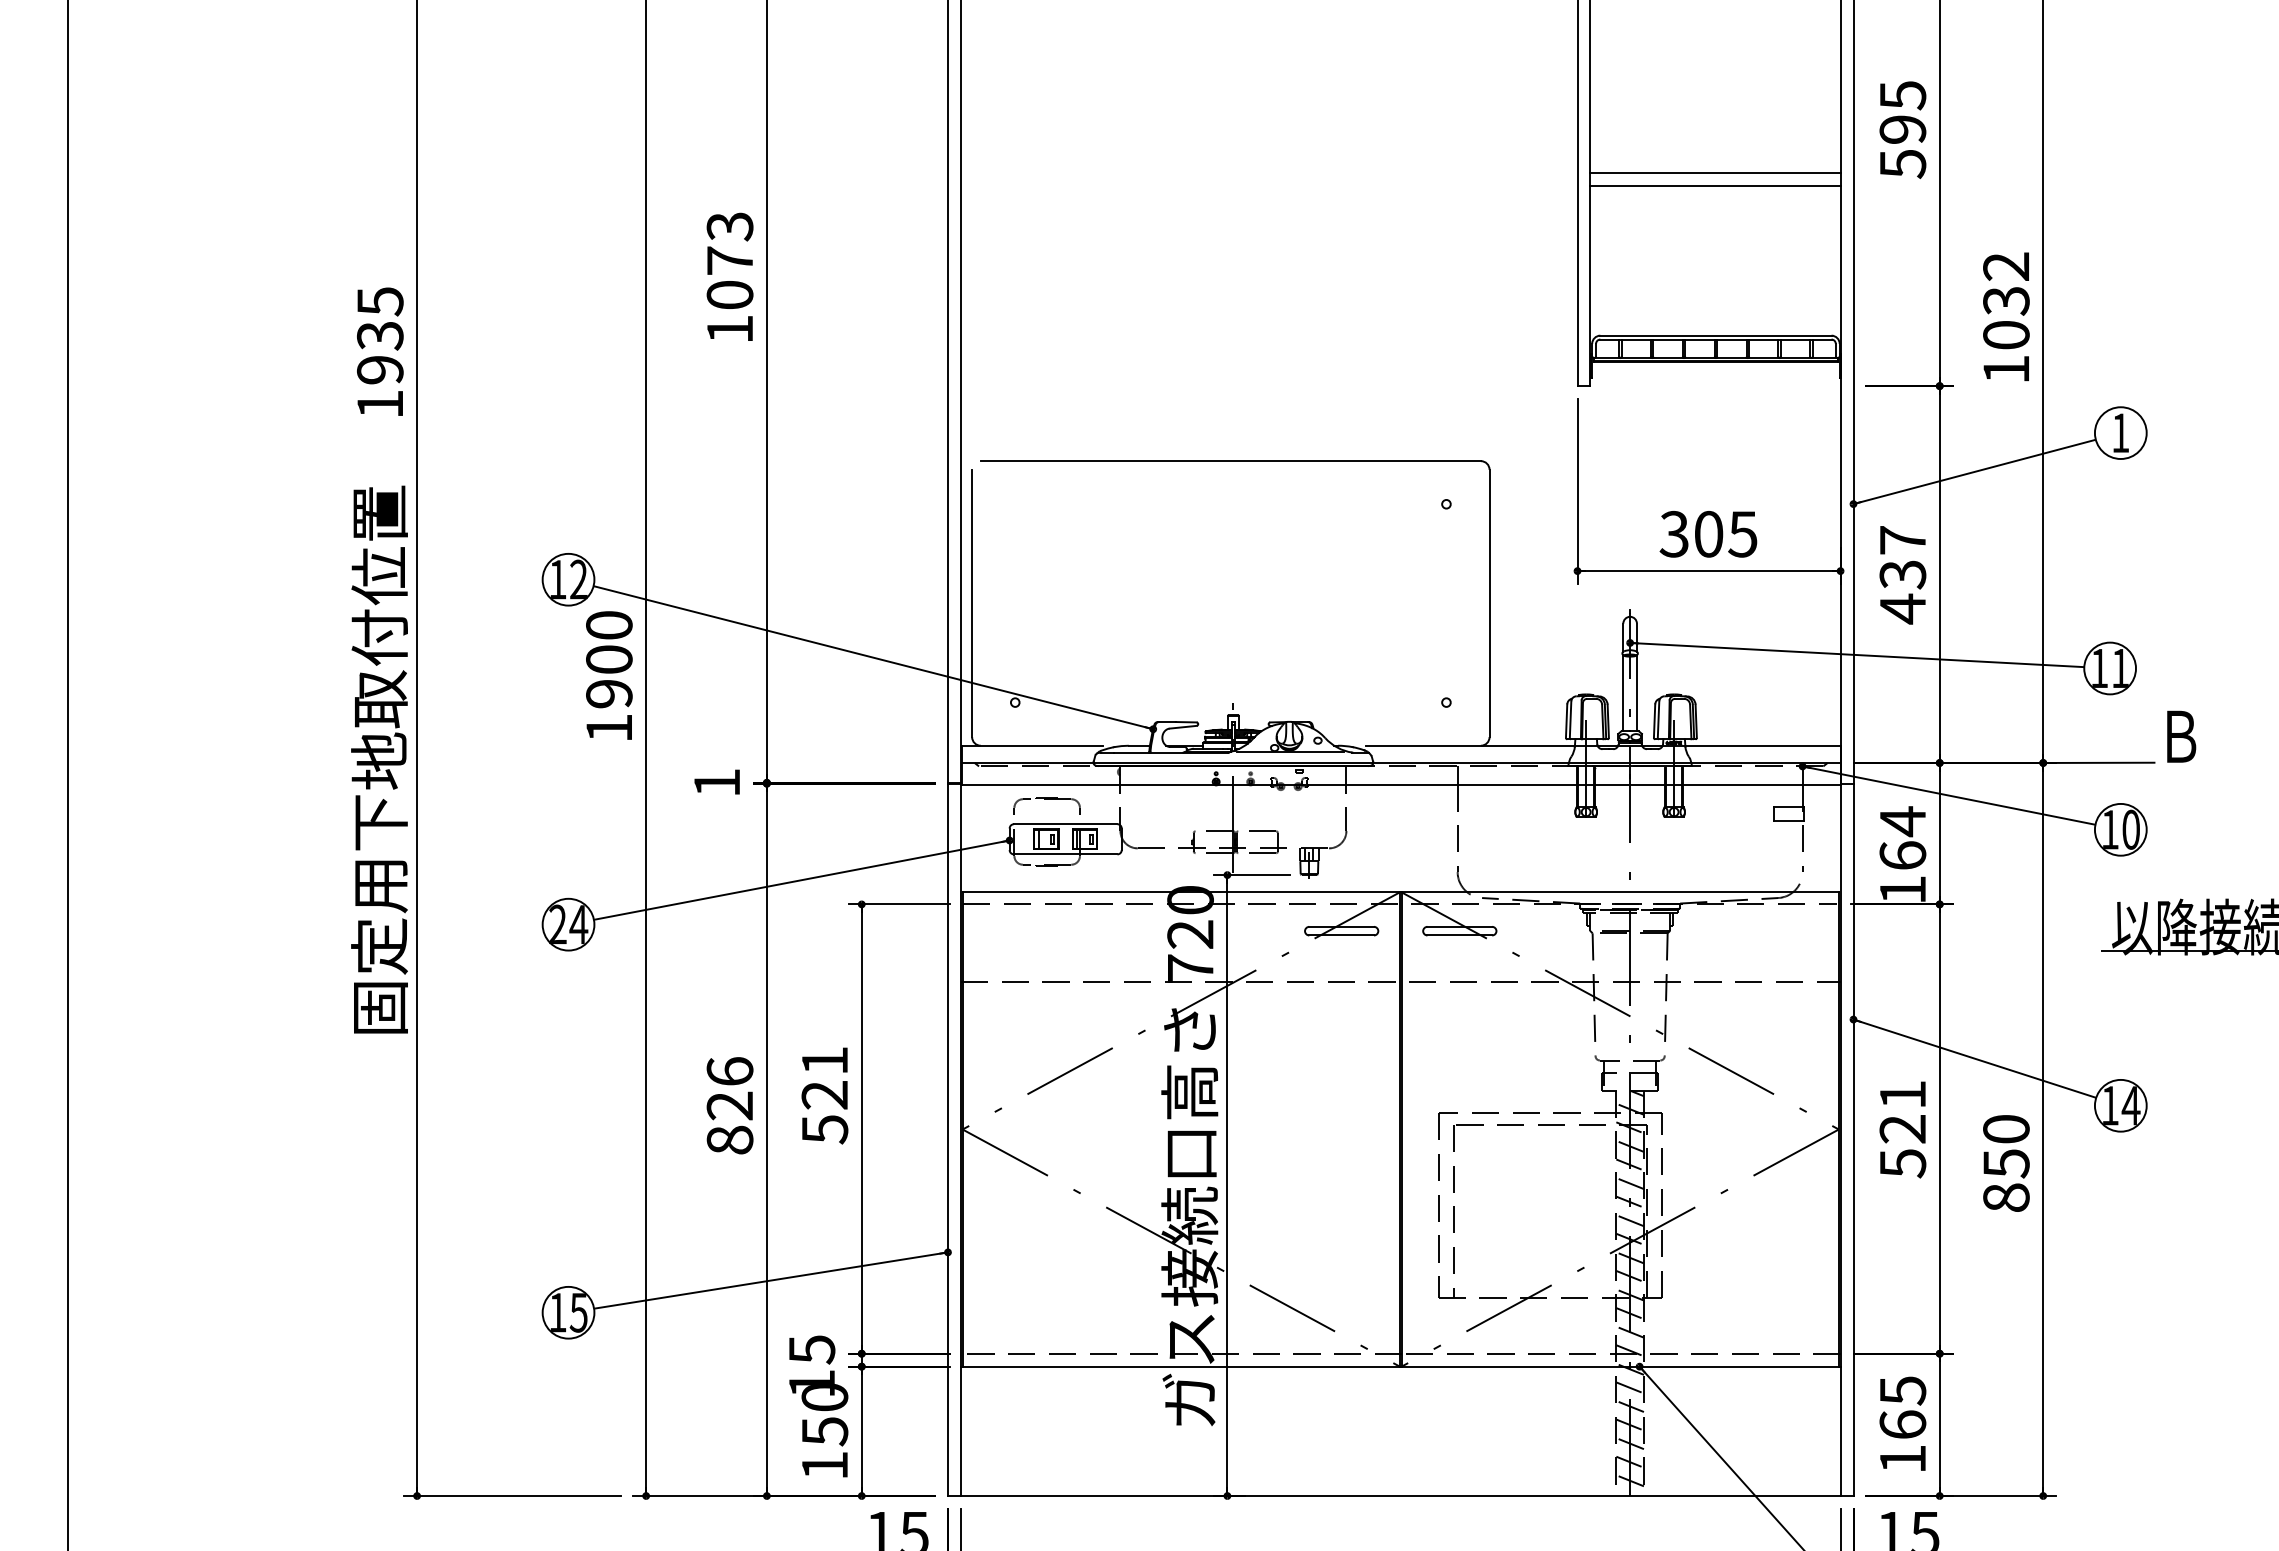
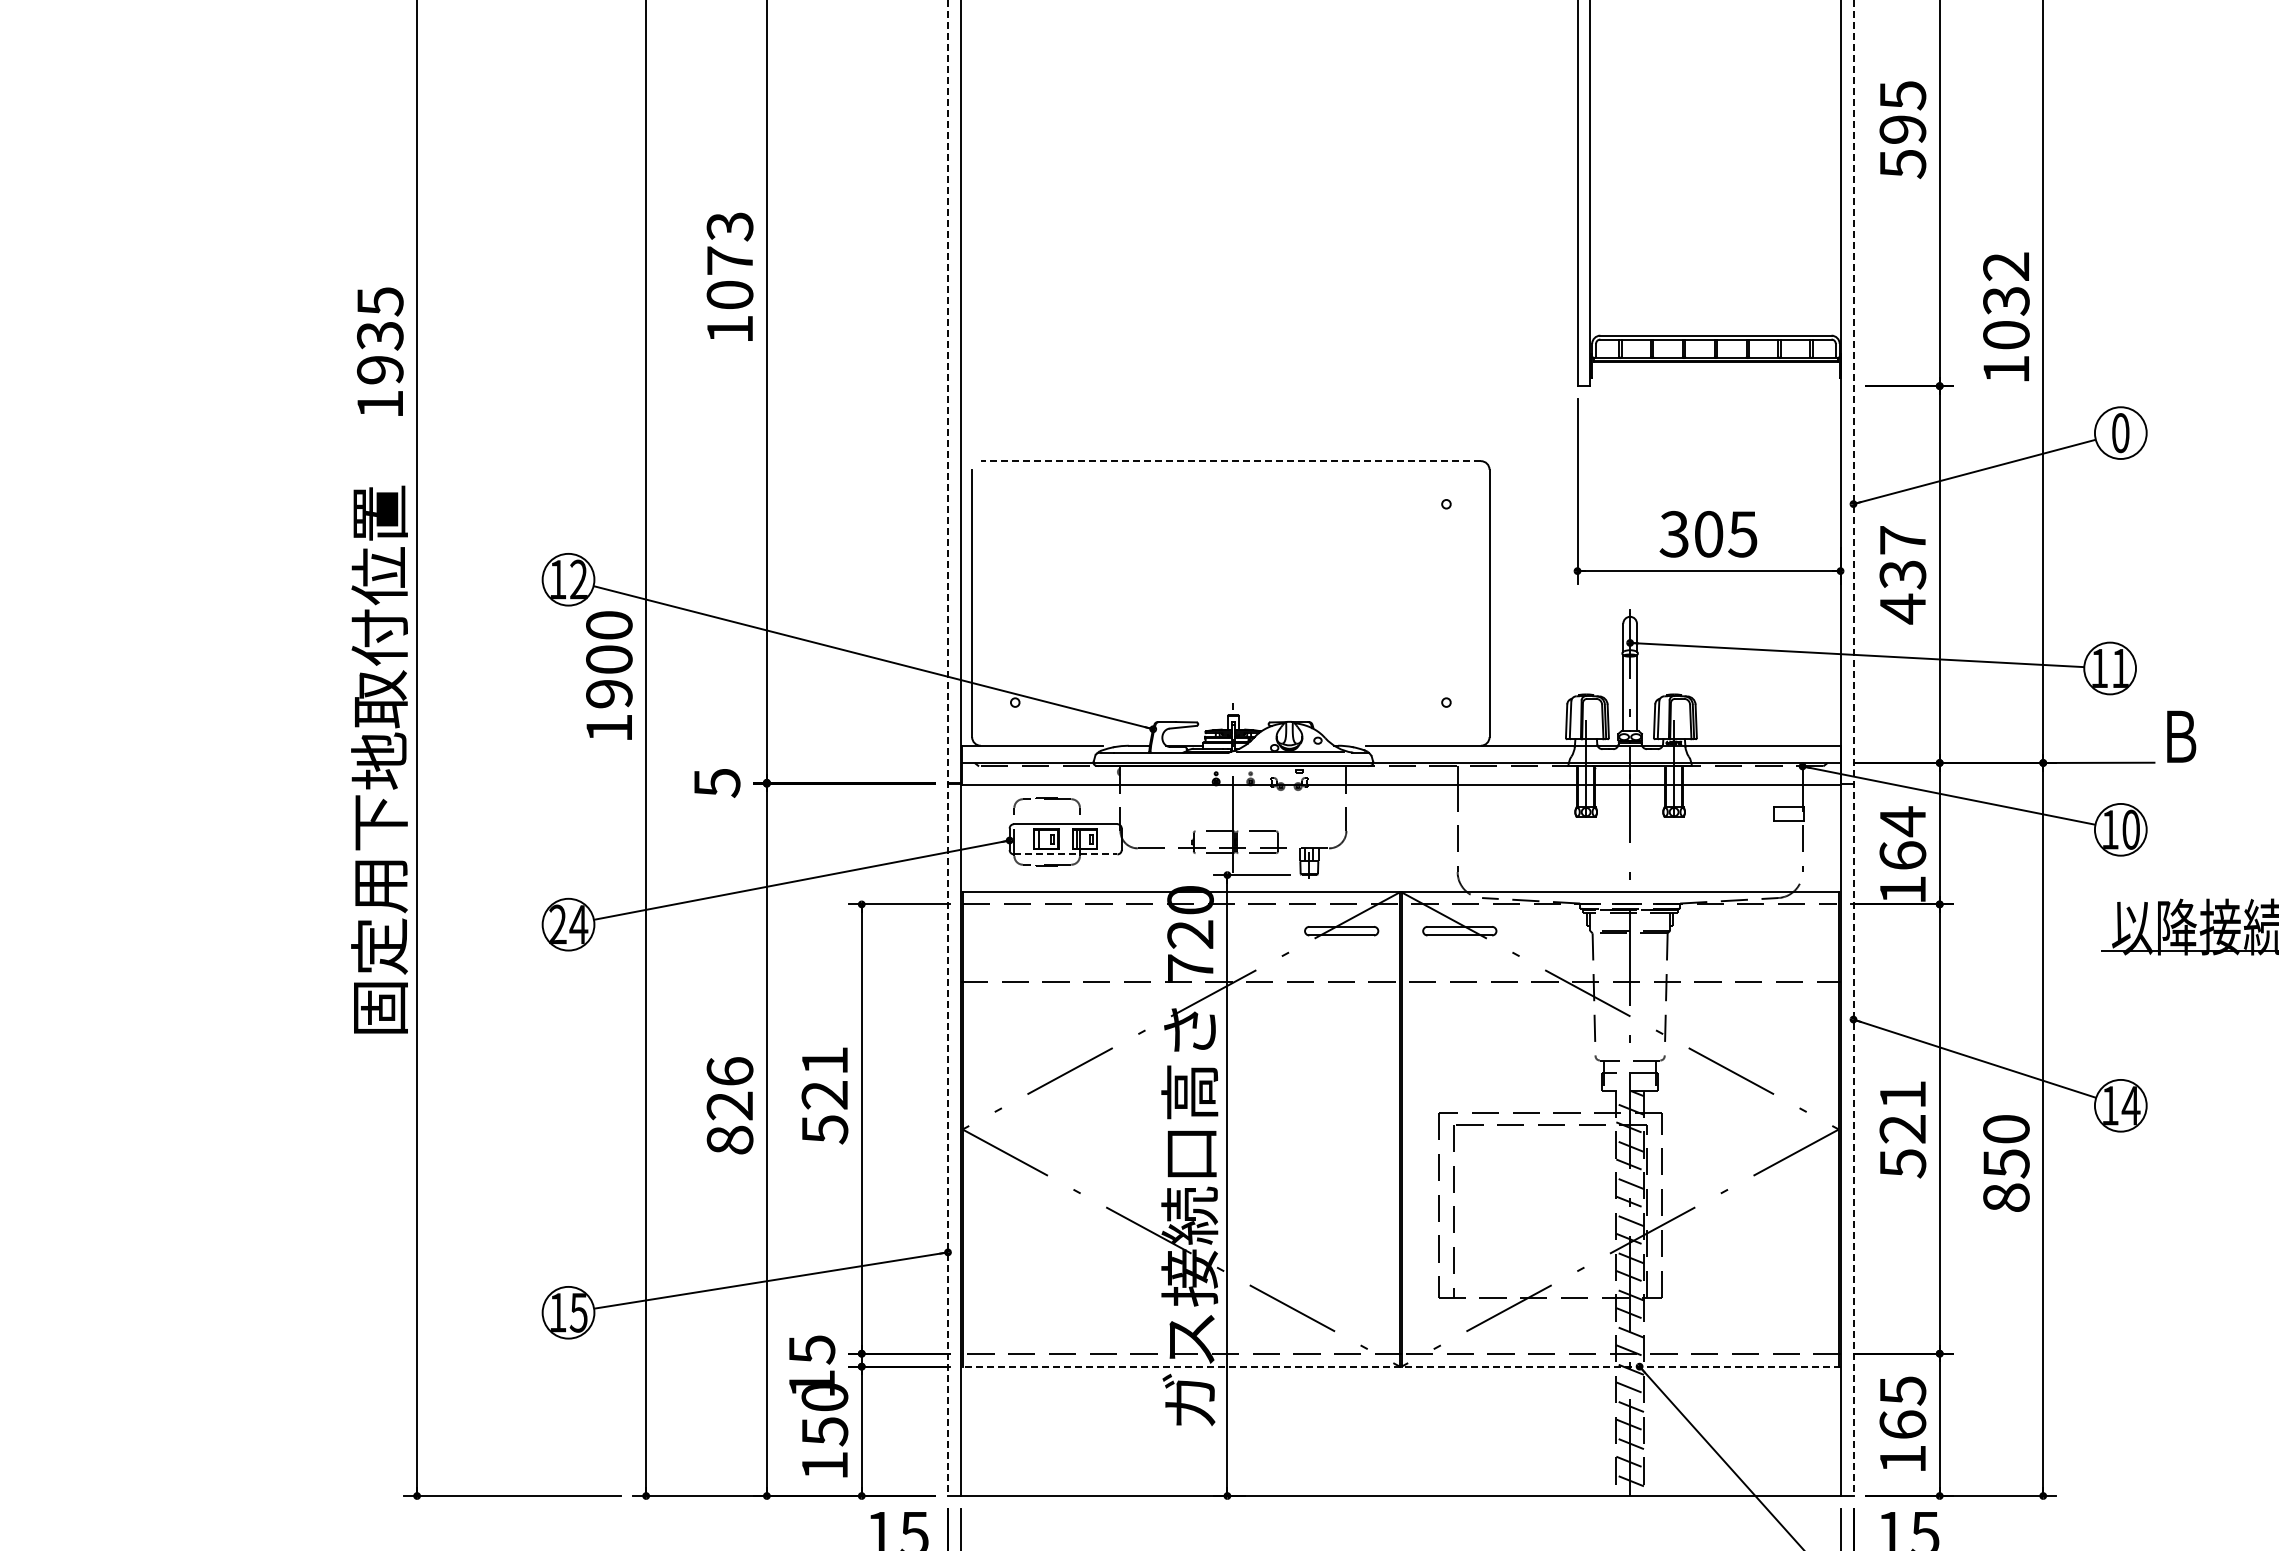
line: present -> none (1715, 172)
line: present -> none (1715, 185)
text: 1 -> 0 (2120, 433)
line: solid -> dashed (1230, 461)
line: solid -> dashed (947, 748)
line: solid -> dashed (1853, 748)
line: present -> none (68, 774)
text: 1 -> 5 (717, 783)
line: solid -> dashed (1065, 854)
line: solid -> dashed (1400, 1366)
